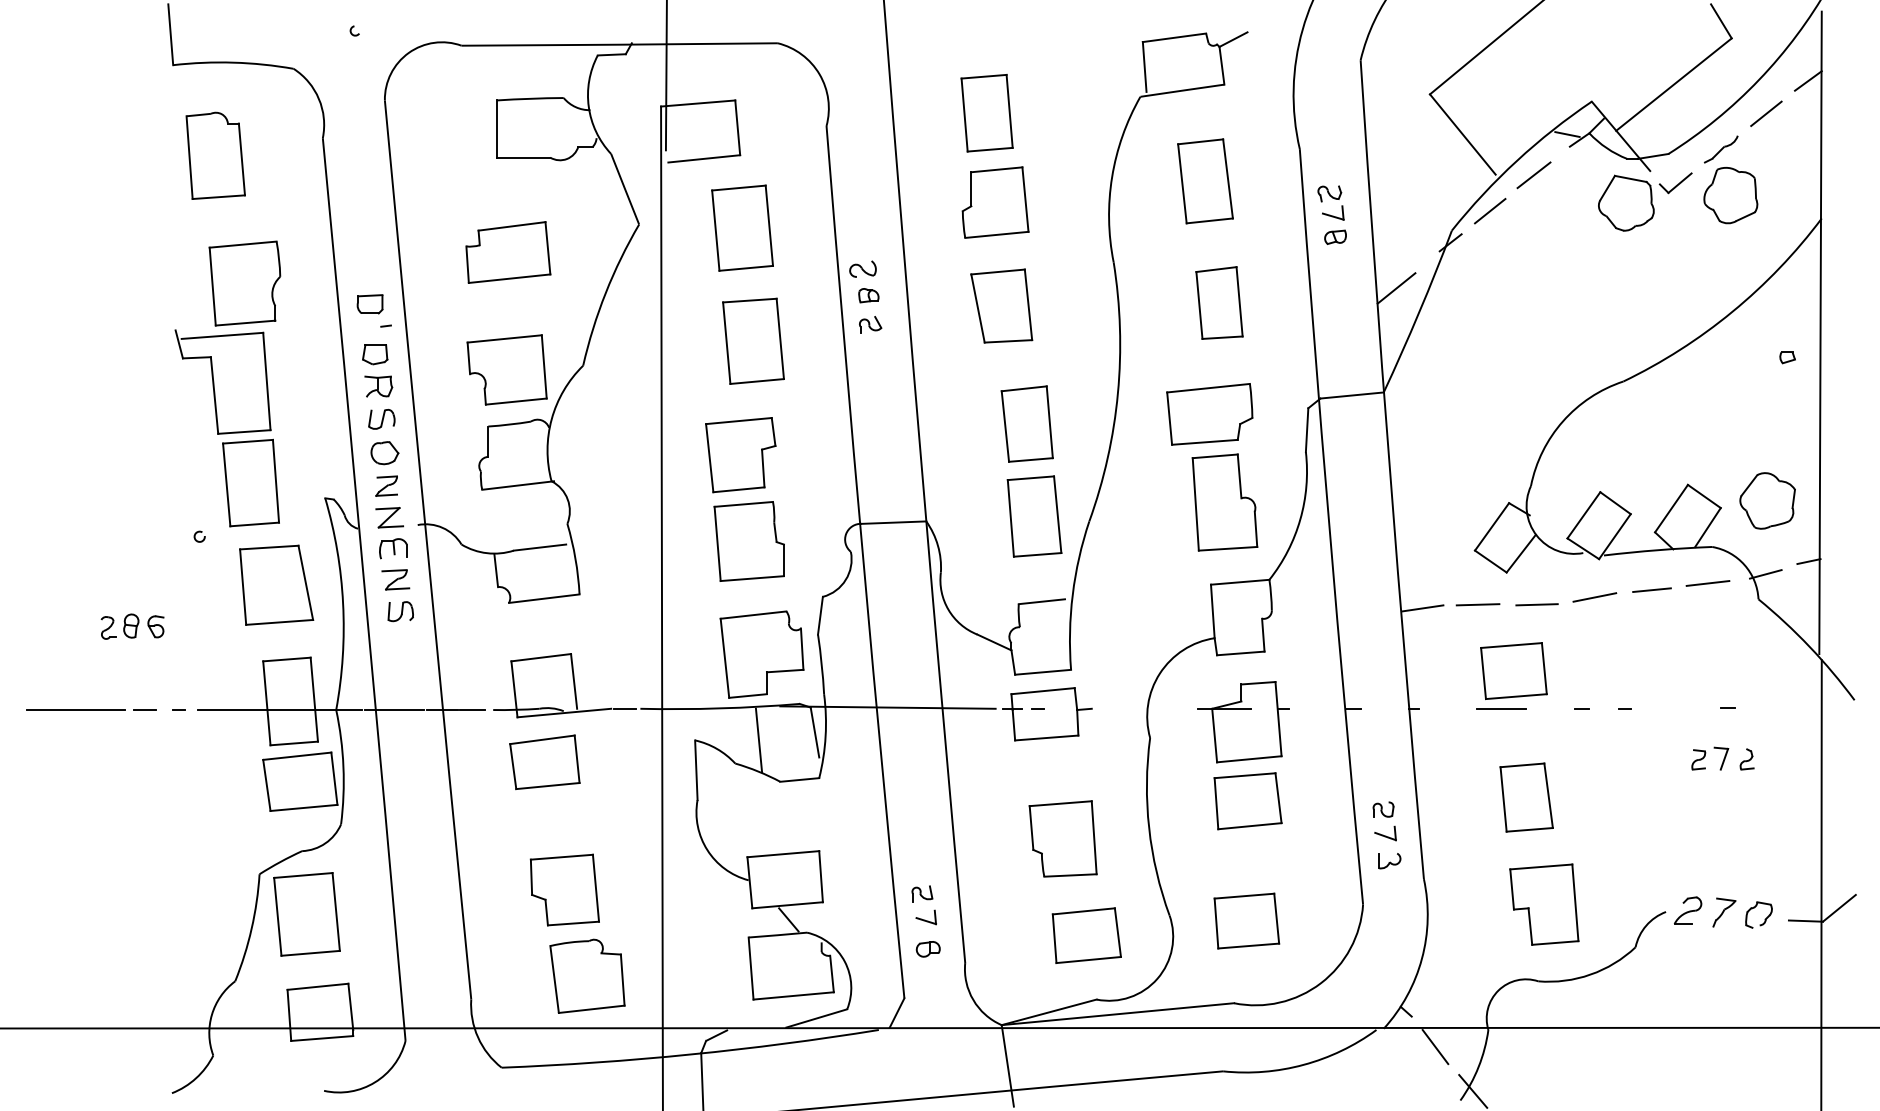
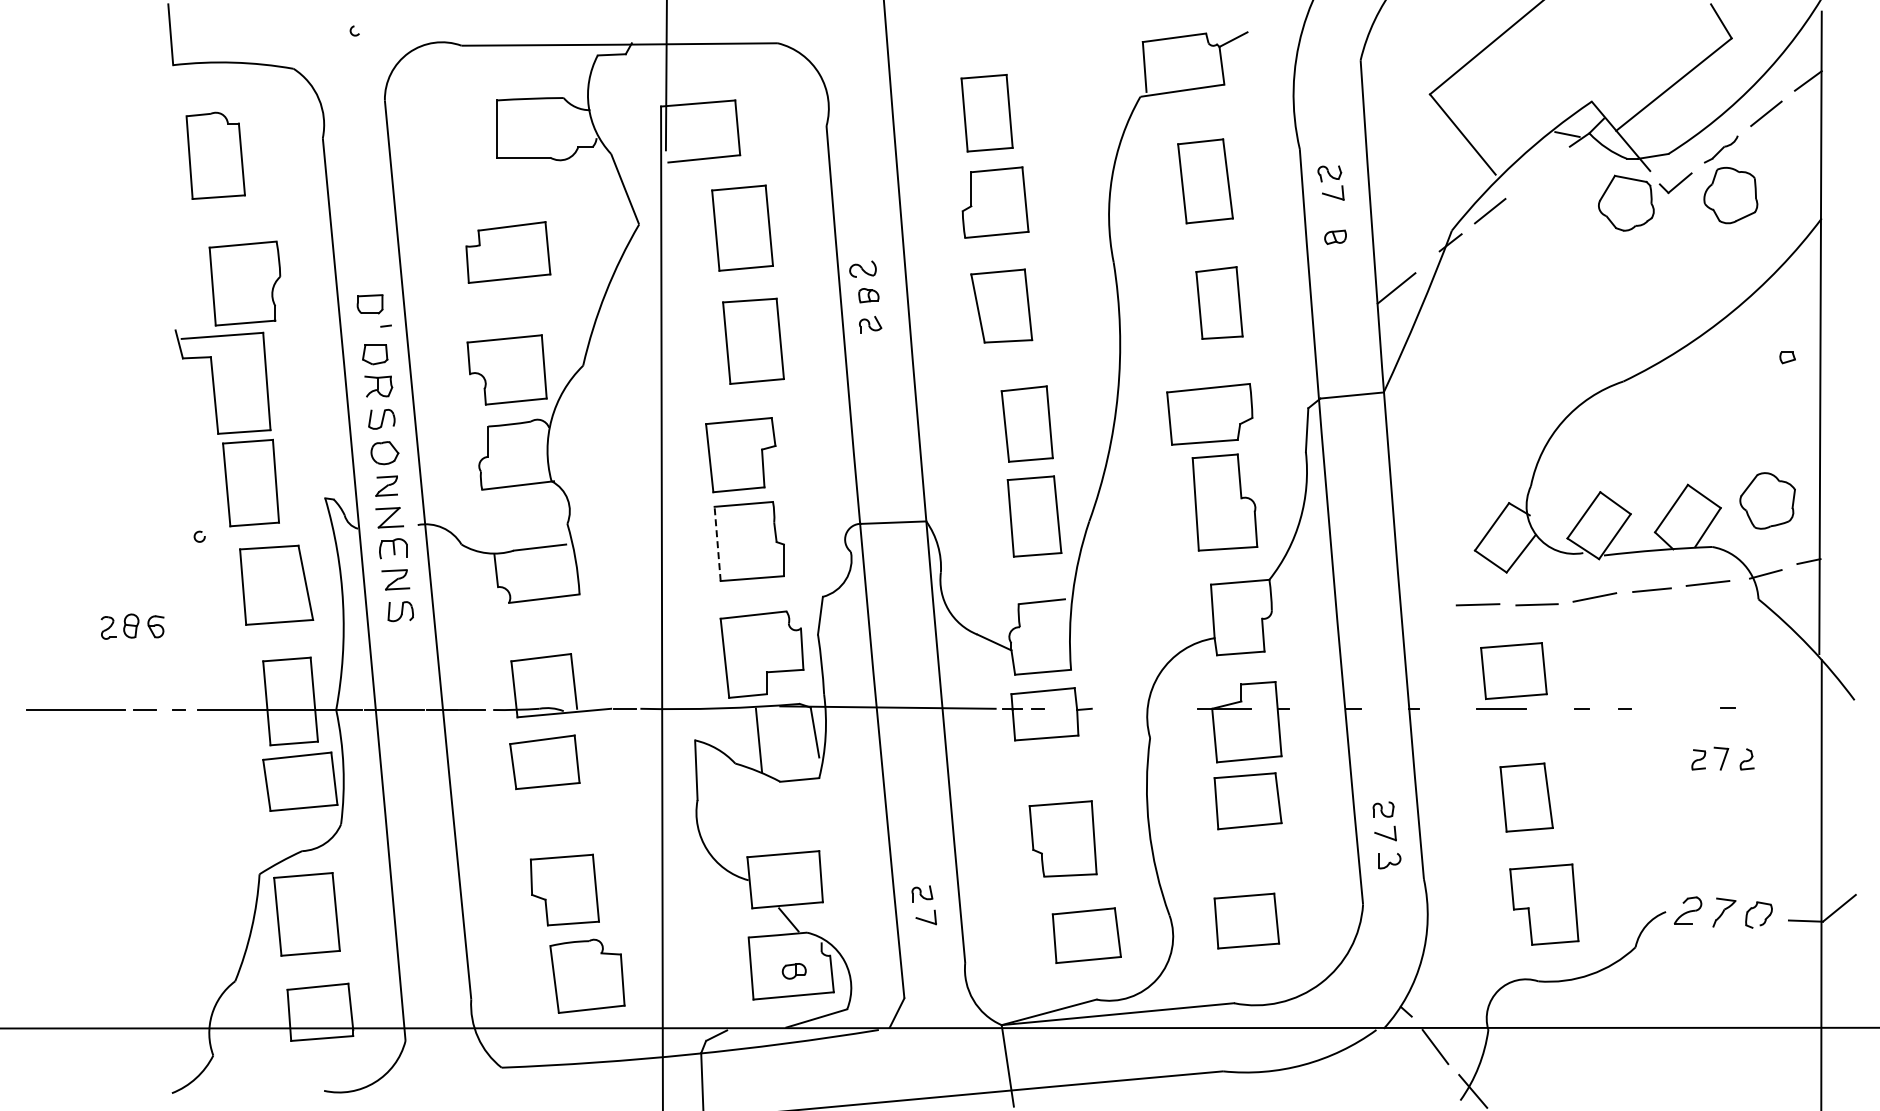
line: present -> none (1533, 175)
part position: (1330, 202) -> (1330, 182) (1330, 182)
line: solid -> dashed (717, 543)
line: present -> none (1422, 608)
part position: (927, 949) -> (793, 971) (793, 971)
